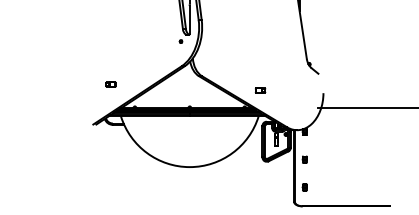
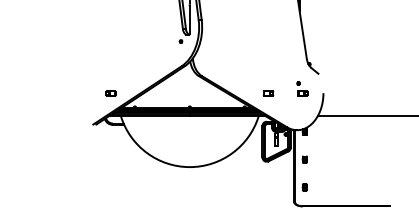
part position: (110, 84) -> (110, 93) (110, 93)
part: none -> present (302, 88)
part position: (260, 90) -> (268, 93) (268, 93)
line position: (366, 107) -> (366, 115) (366, 115)
